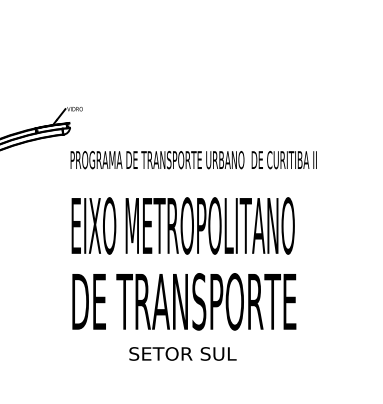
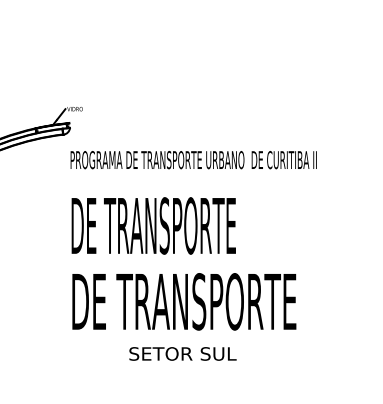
text: EIXO METROPOLITANO -> DE TRANSPORTE (183, 225)
